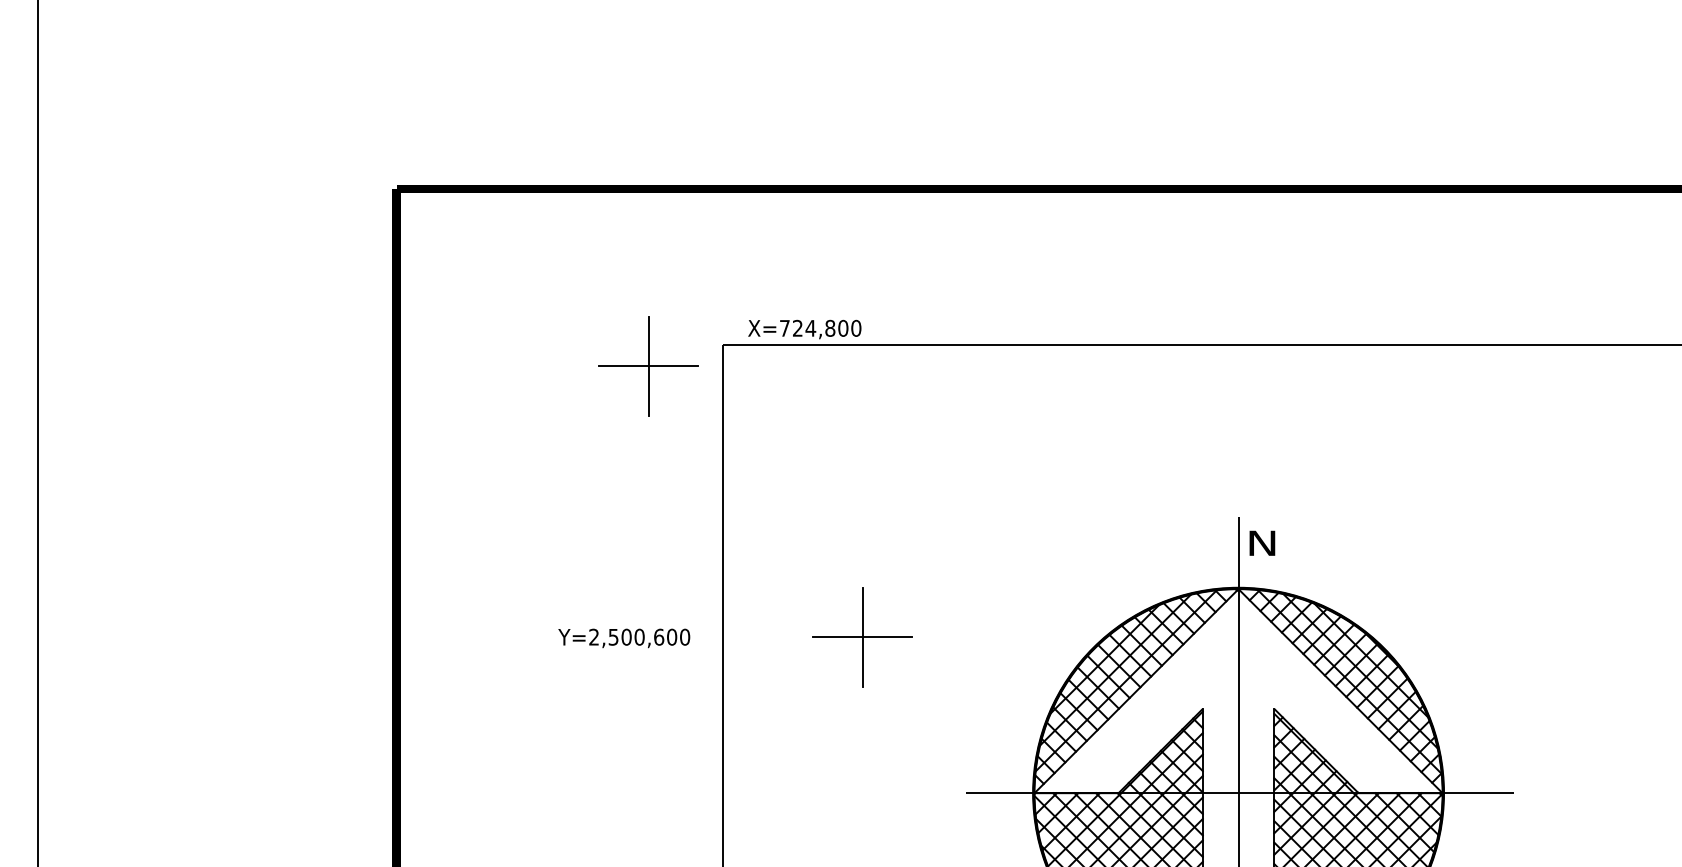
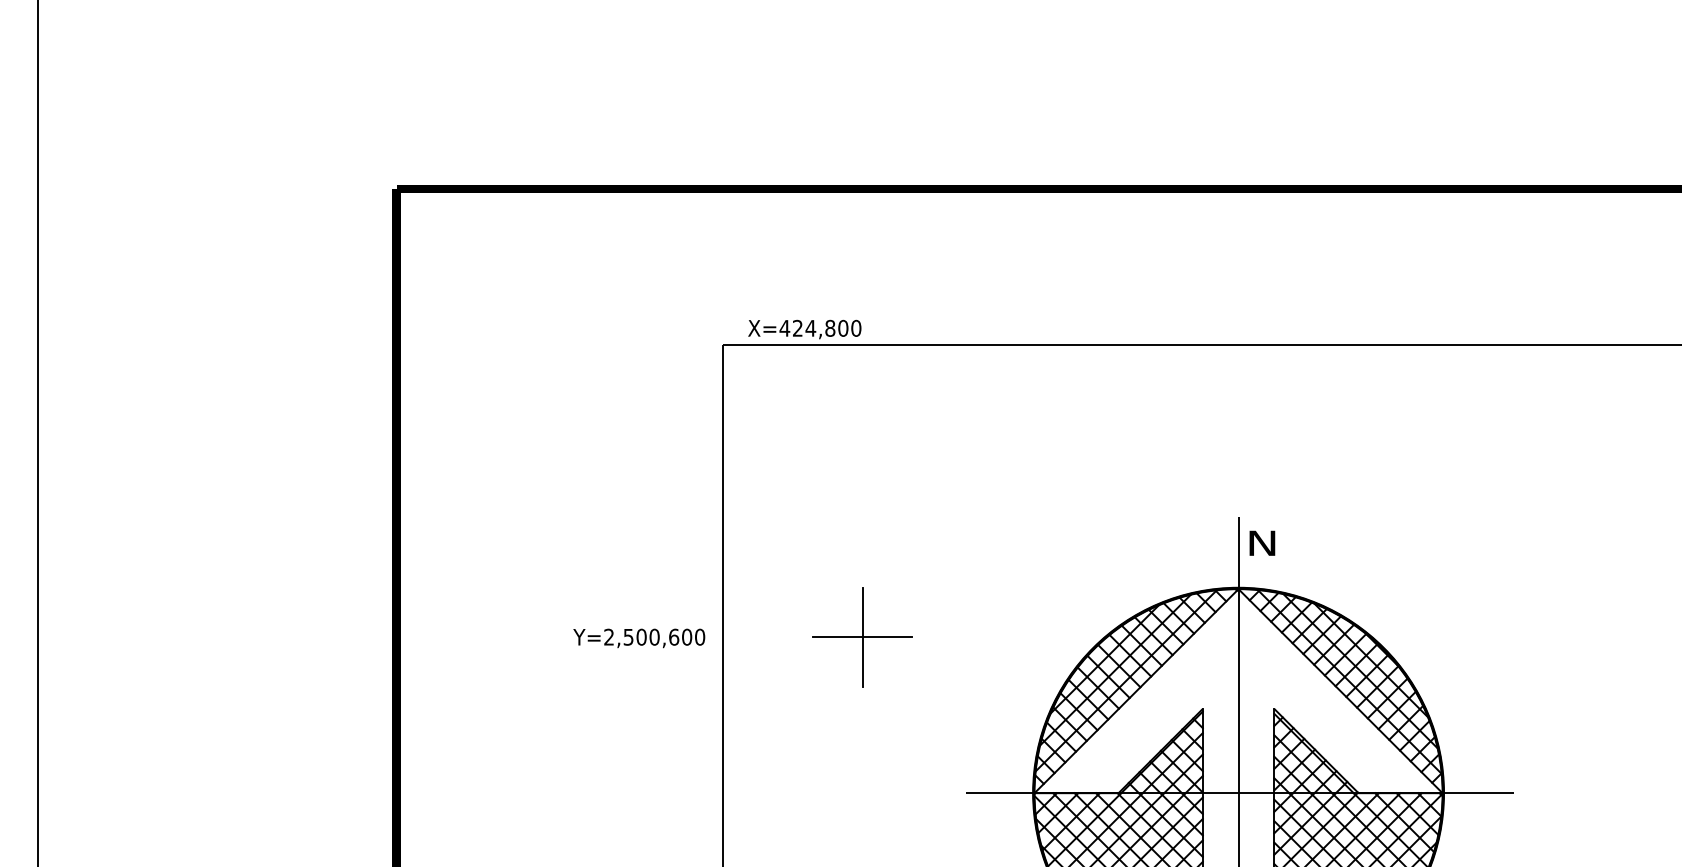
text: X=724,800 -> X=424,800 (784, 328)
part: present -> none (648, 366)
text position: (624, 638) -> (639, 638) (639, 638)
